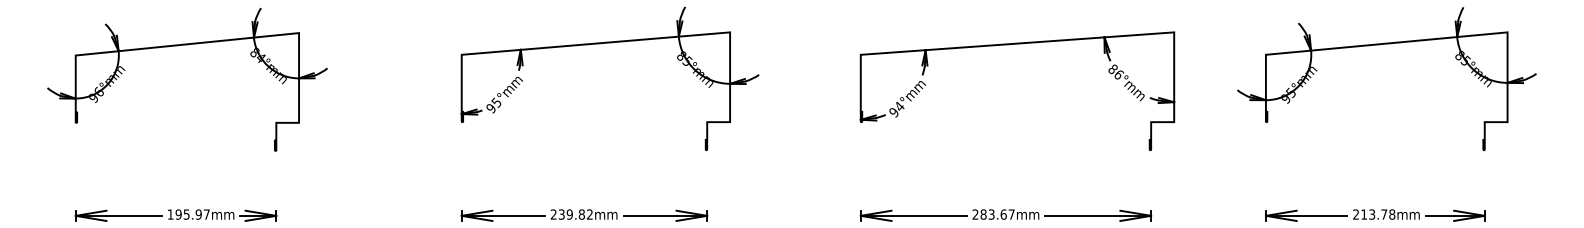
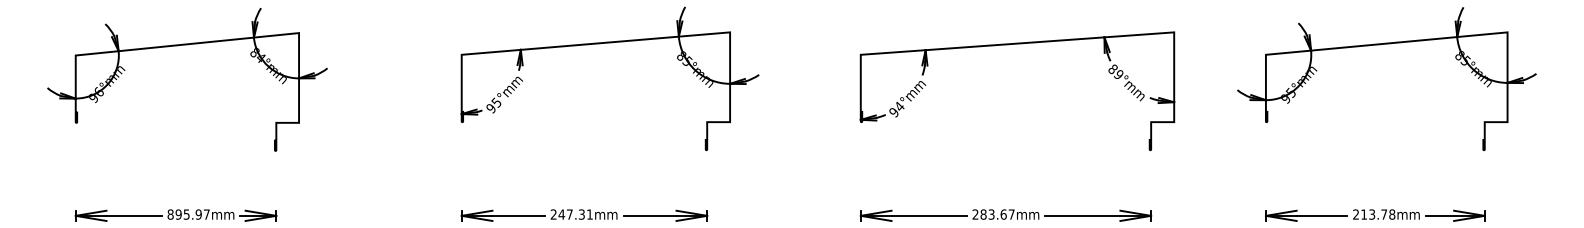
text: 86°mm -> 89°mm (1118, 74)
text: 195.97mm -> 895.97mm (170, 214)
text: 239.82mm -> 247.31mm (575, 214)
